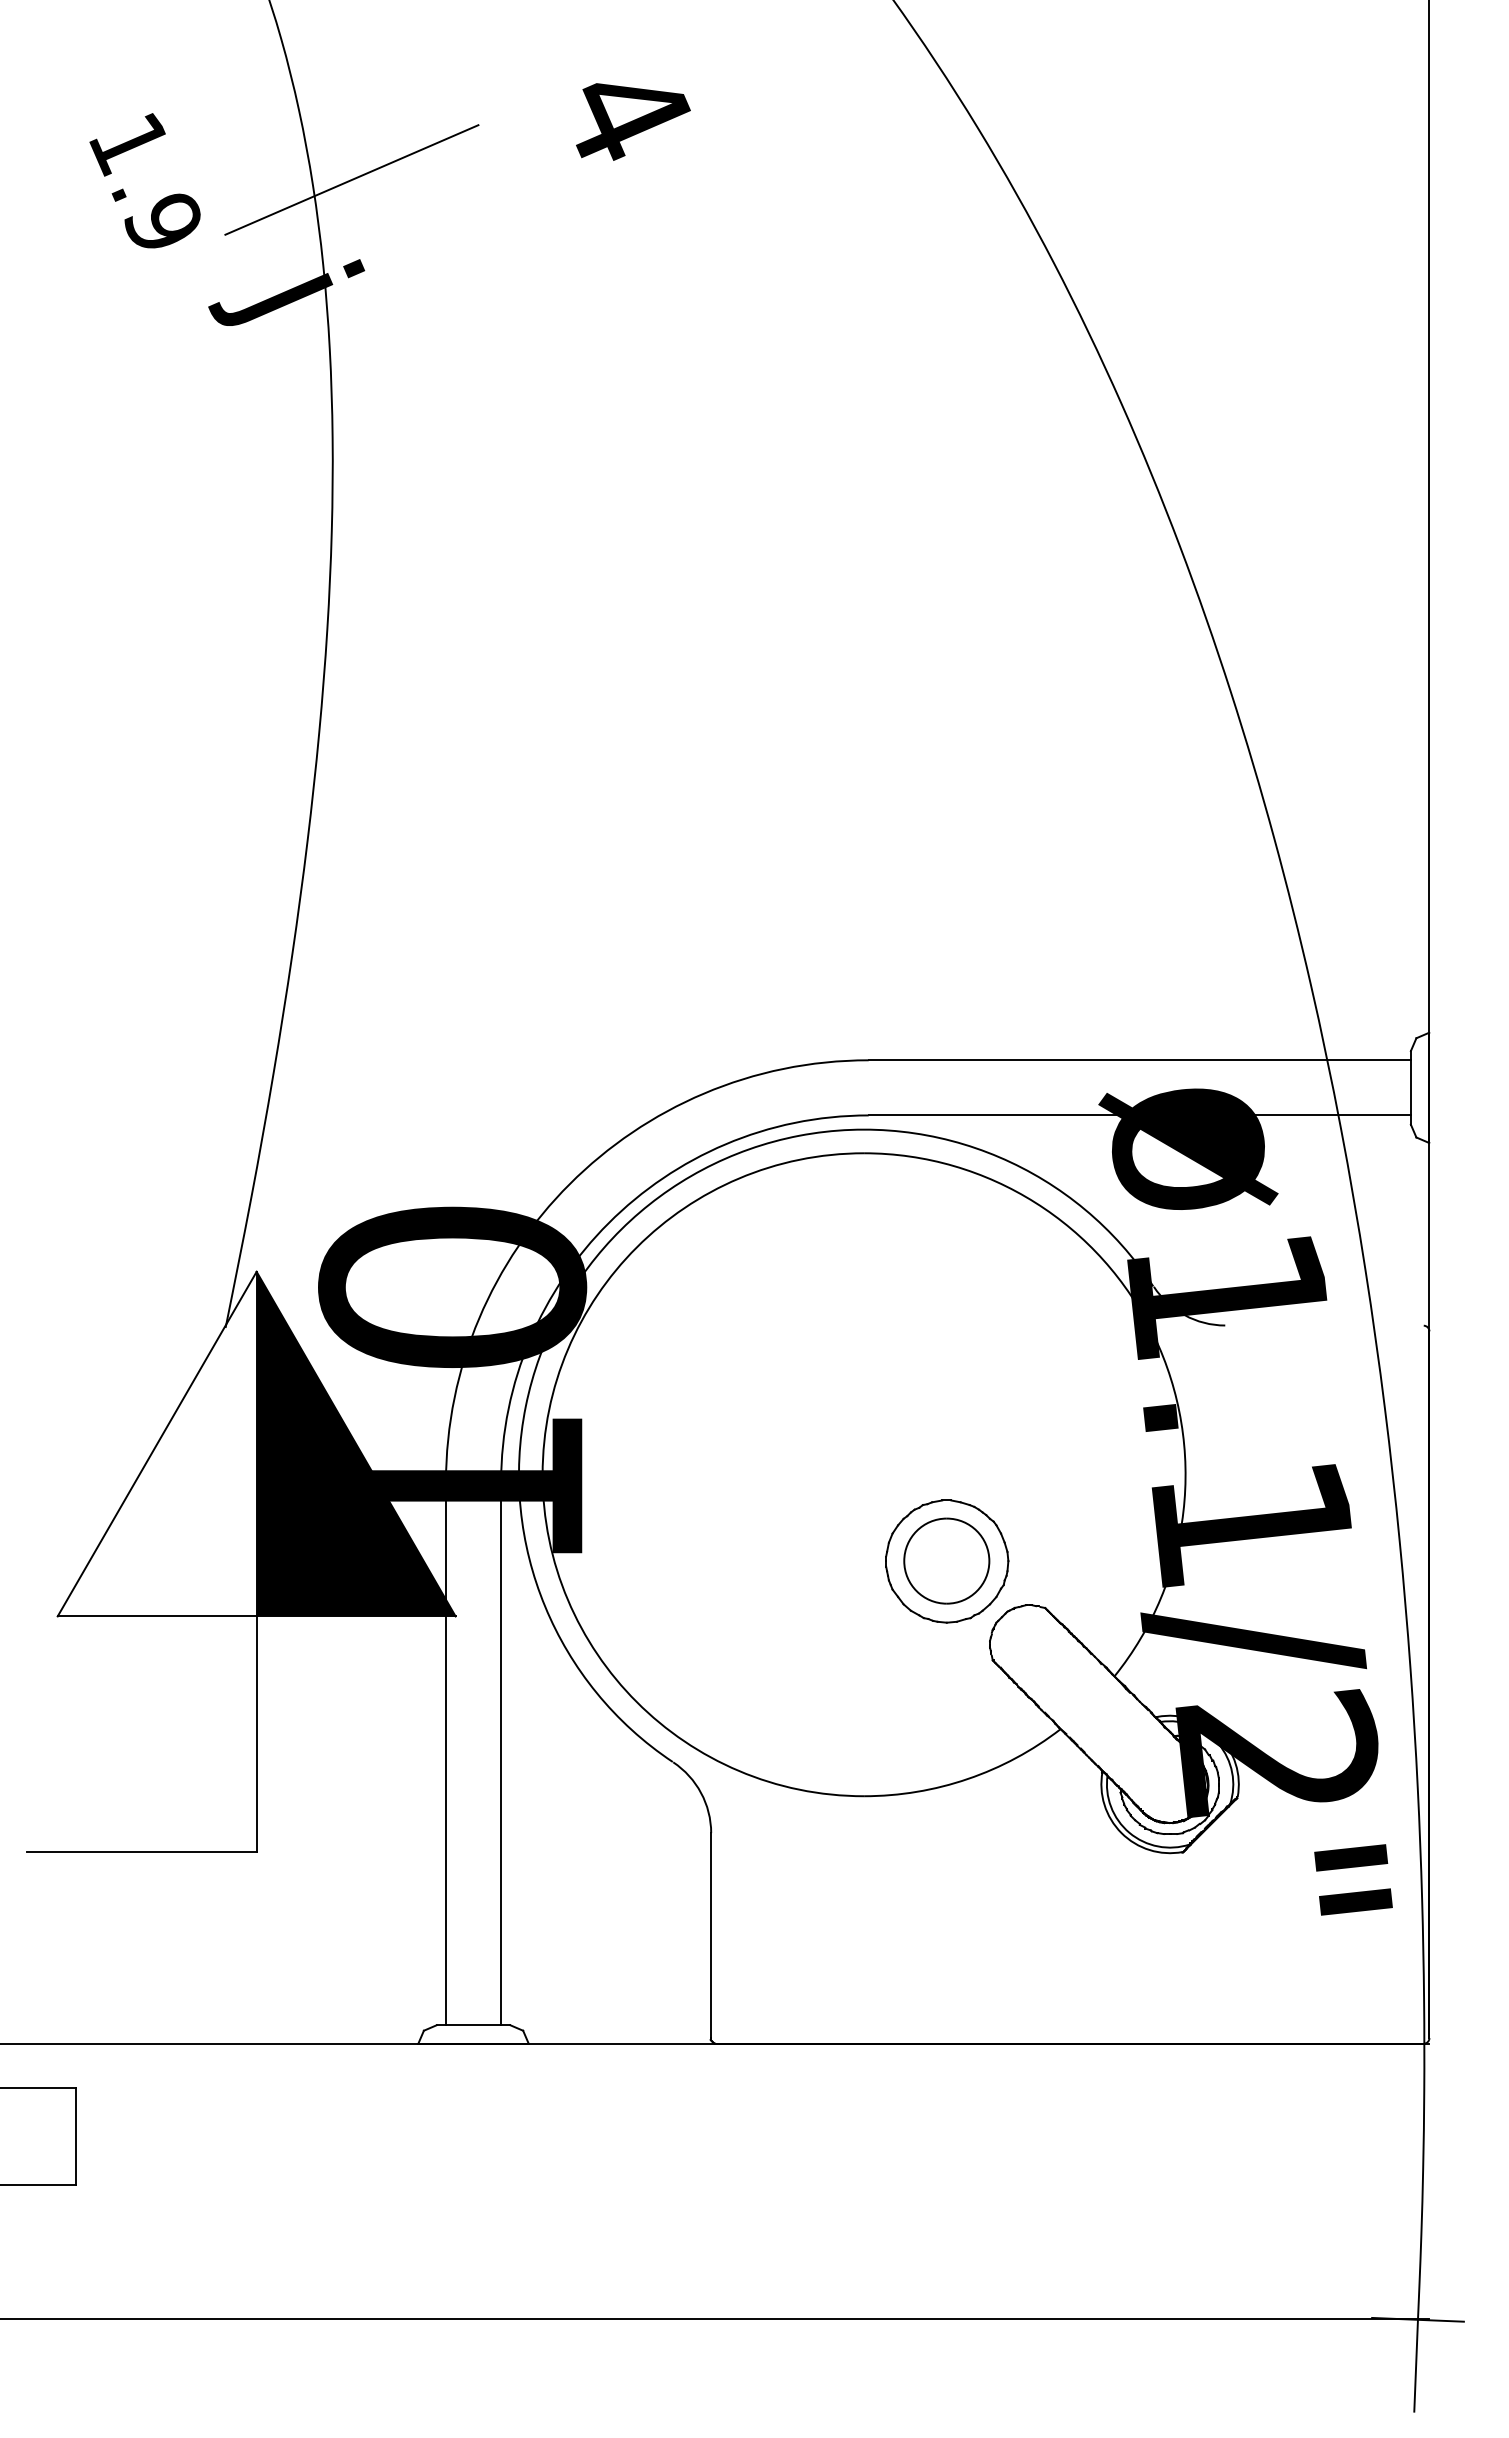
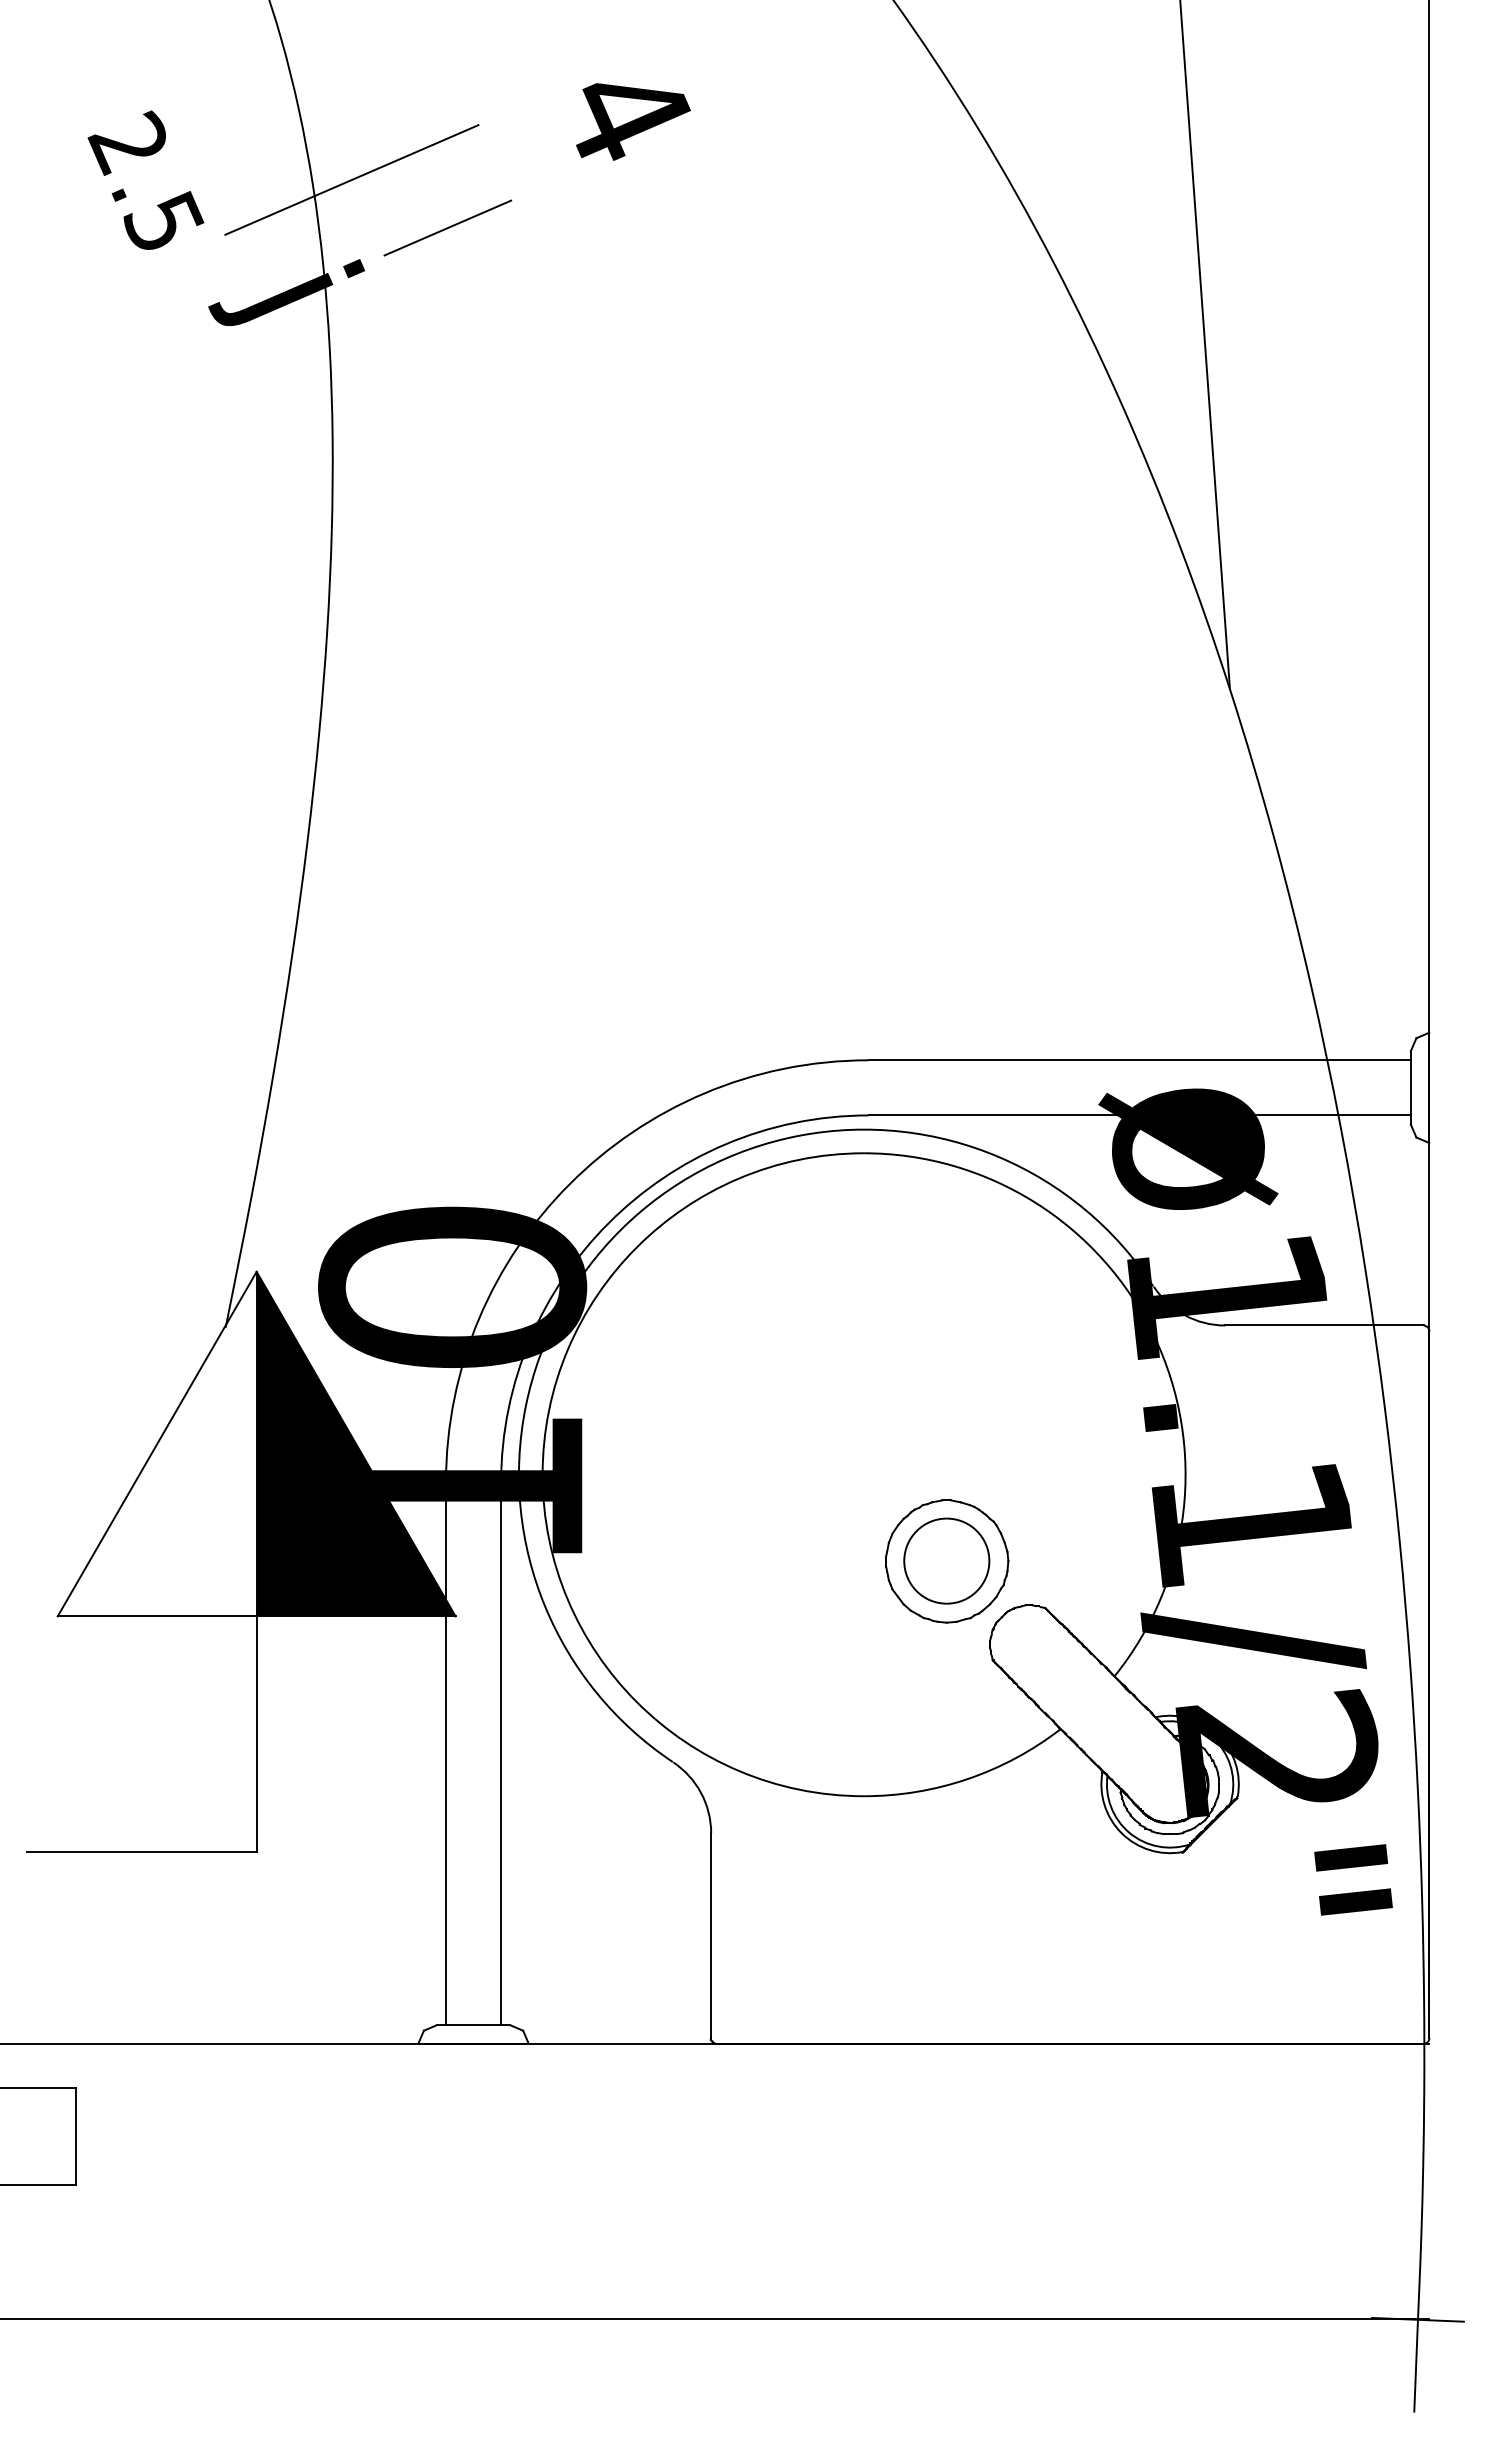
text: 1.9 -> 2.5 (145, 179)
line: none -> present (447, 227)
line: none -> present (1204, 345)
line: none -> present (1324, 1324)
